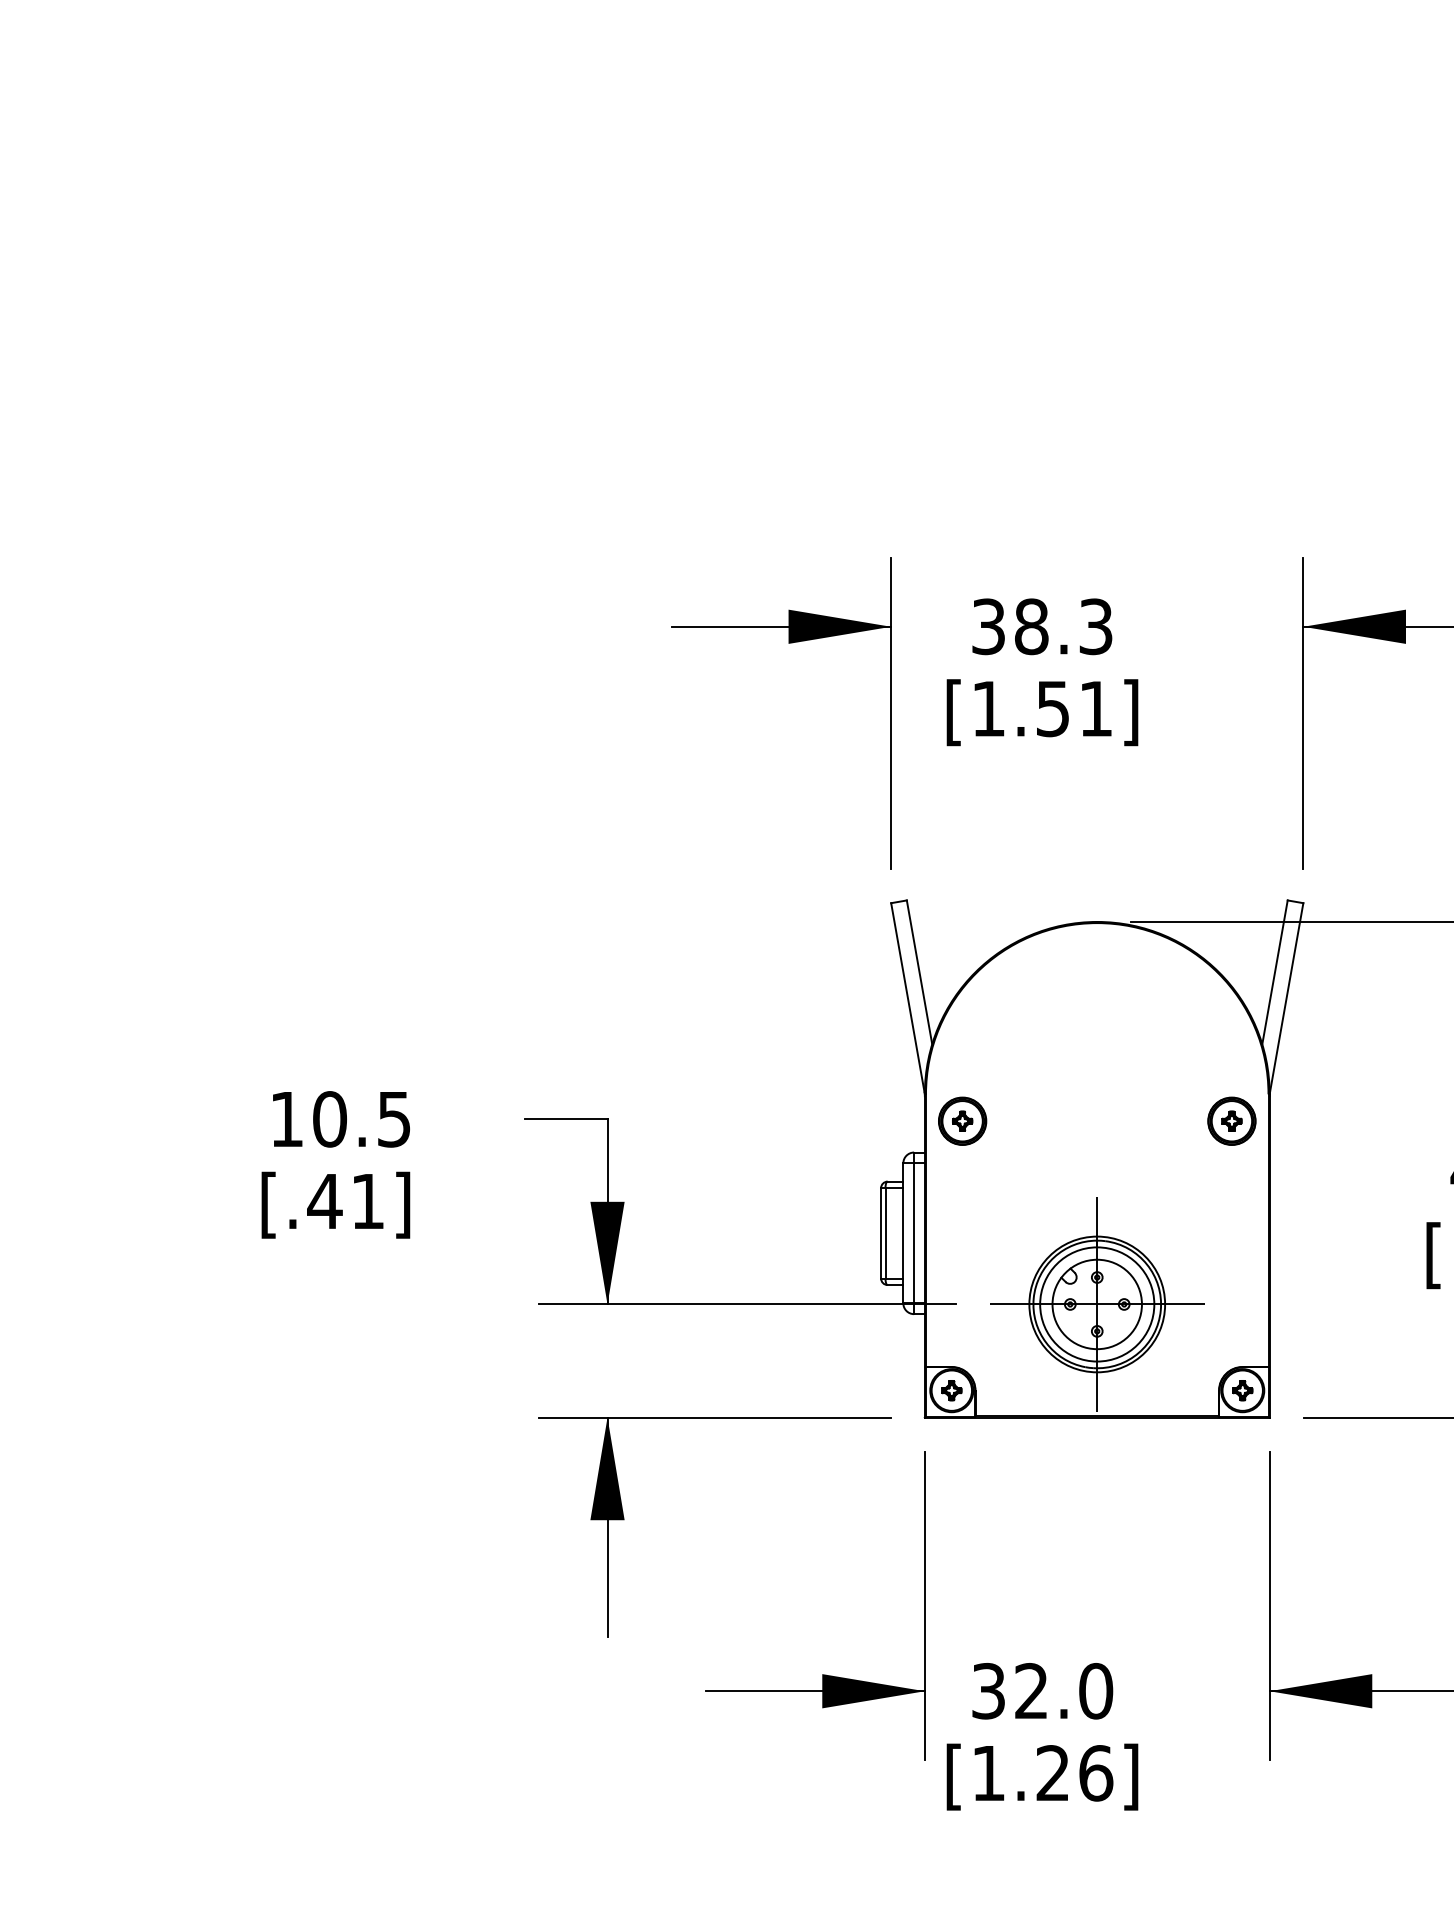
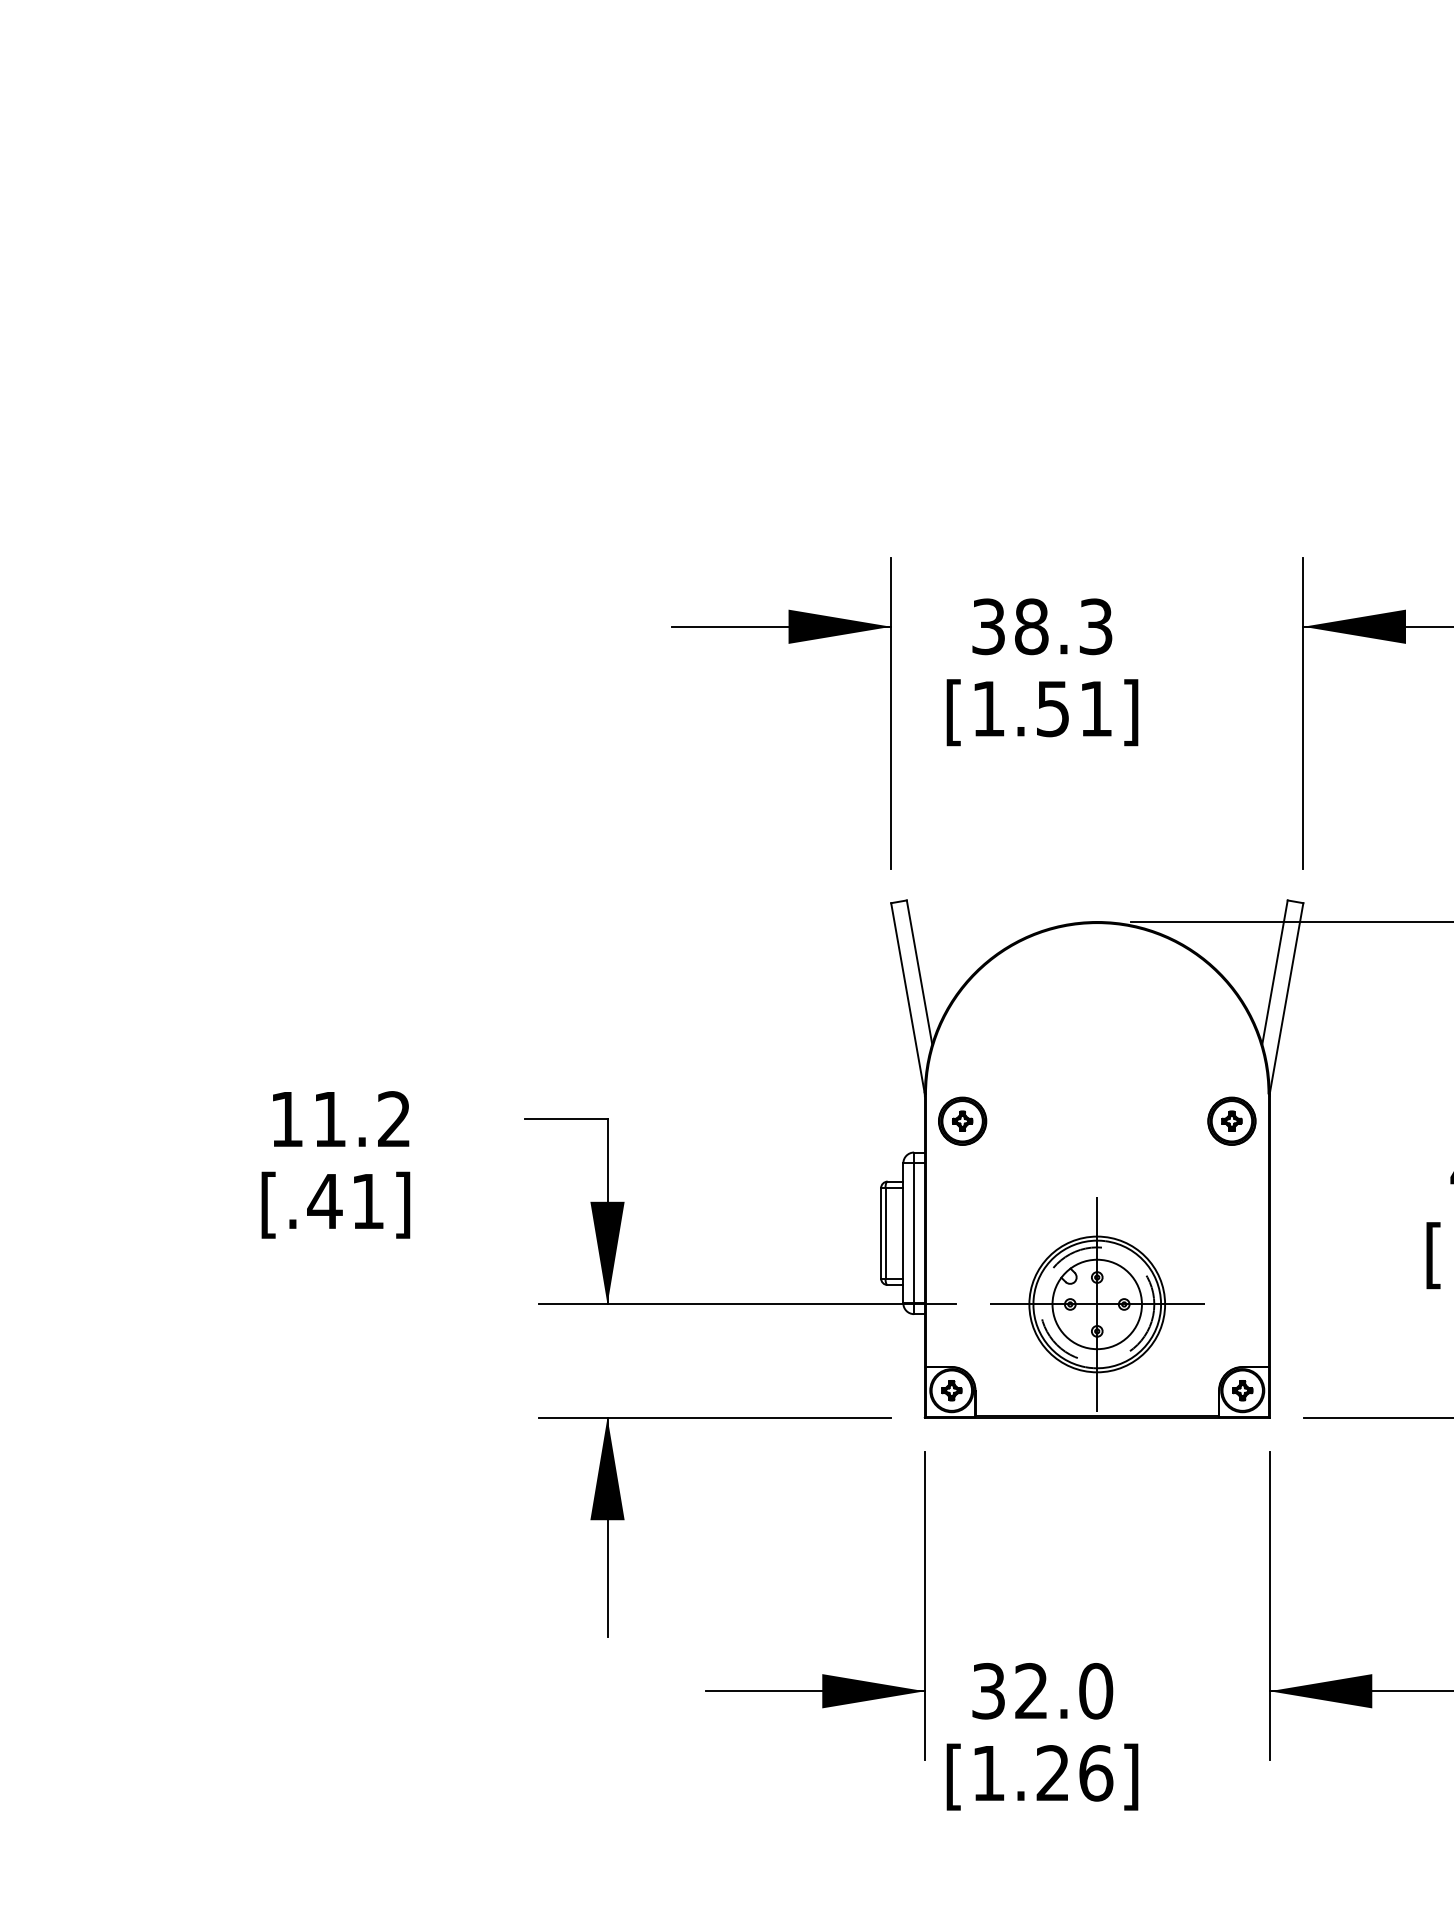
text: 10.5 -> 11.2 (361, 1119)
circle: solid -> dashed (1097, 1304)
